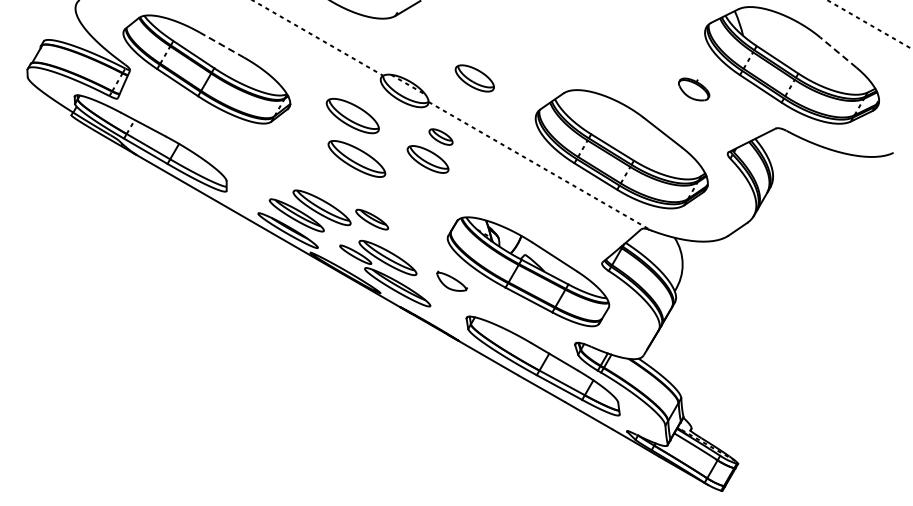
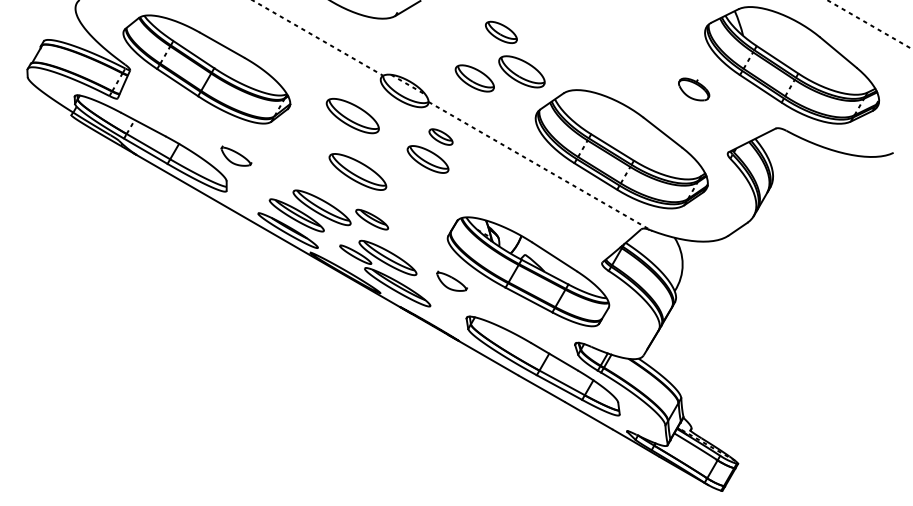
part: none -> present (501, 31)
line: dashed -> solid (221, 44)
line: dashed -> solid (838, 52)
part: none -> present (521, 71)
part: none -> present (236, 155)
part position: (356, 158) -> (357, 171) (357, 171)
